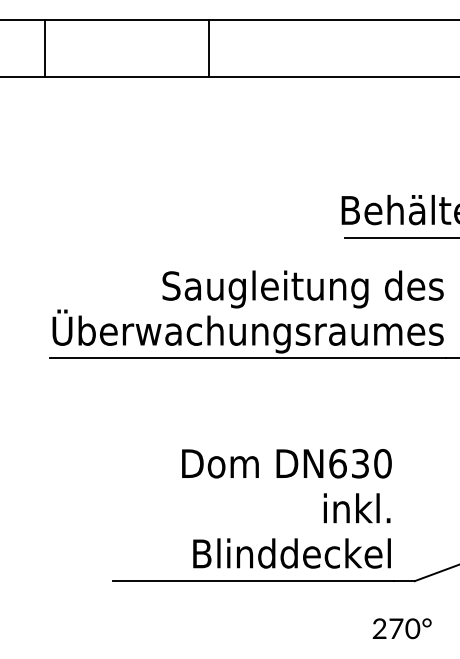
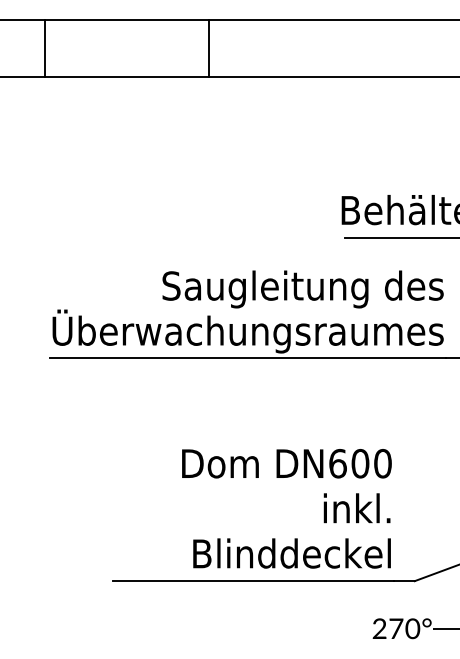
text: DN630 -> DN600 (360, 463)
line: none -> present (444, 628)
